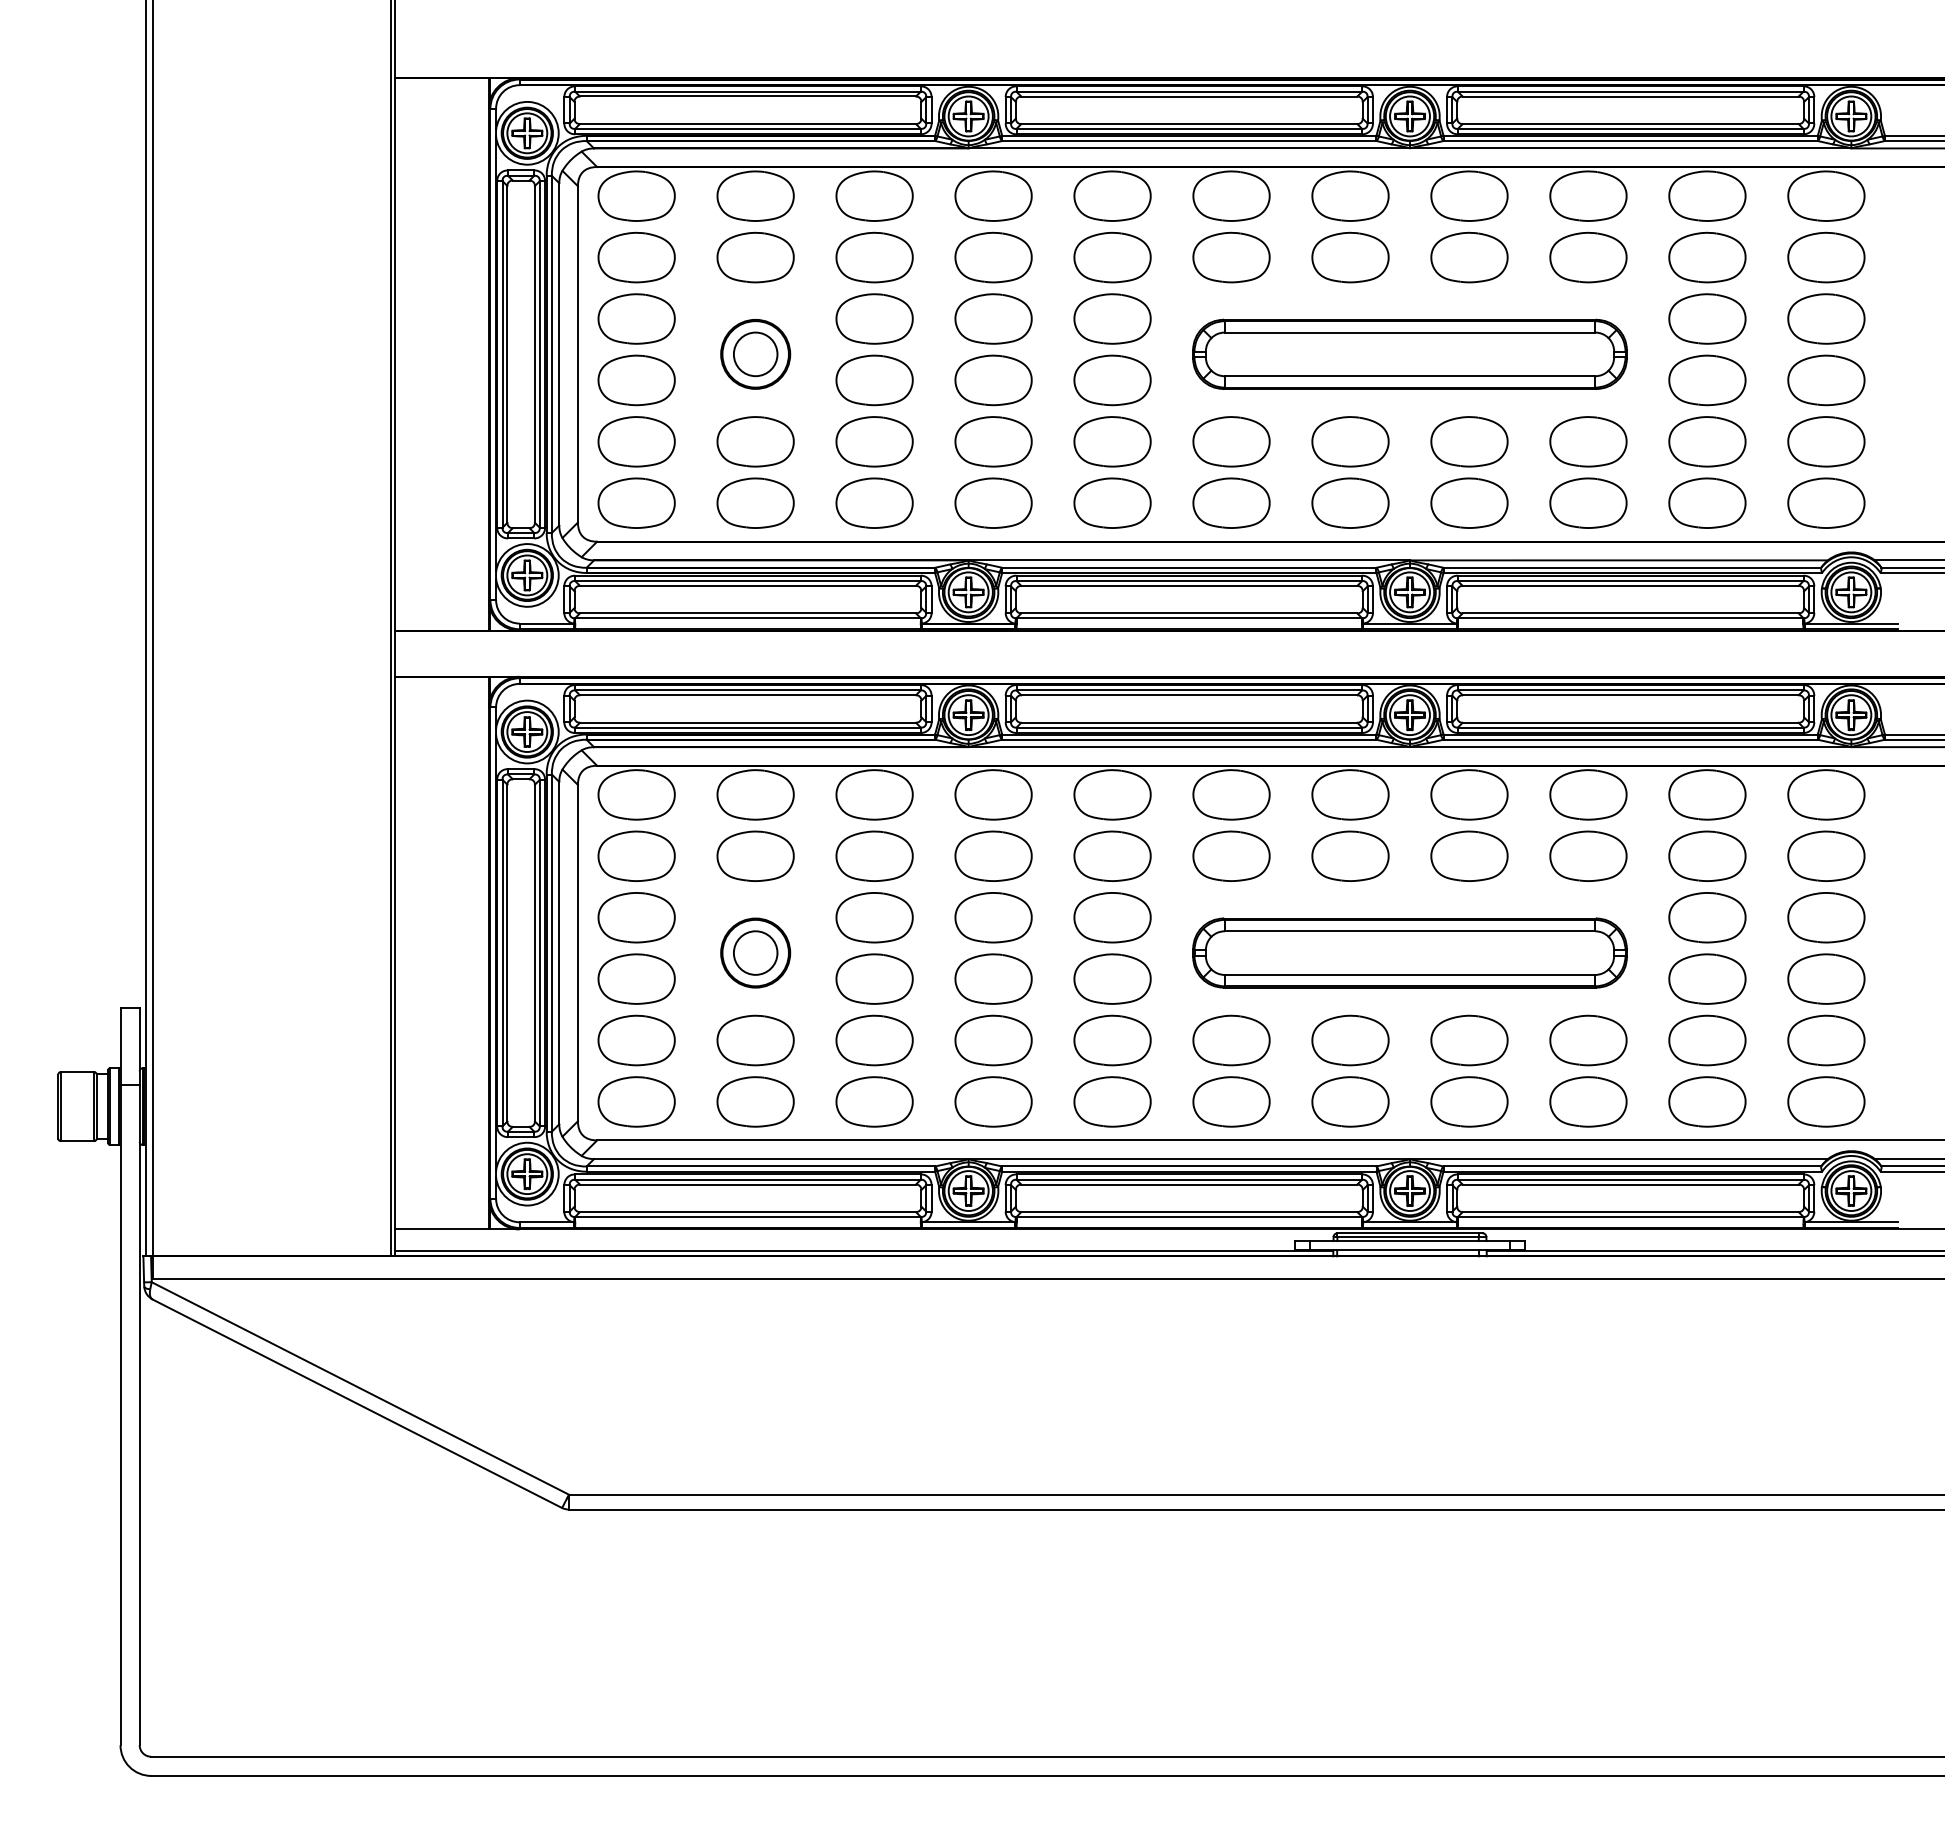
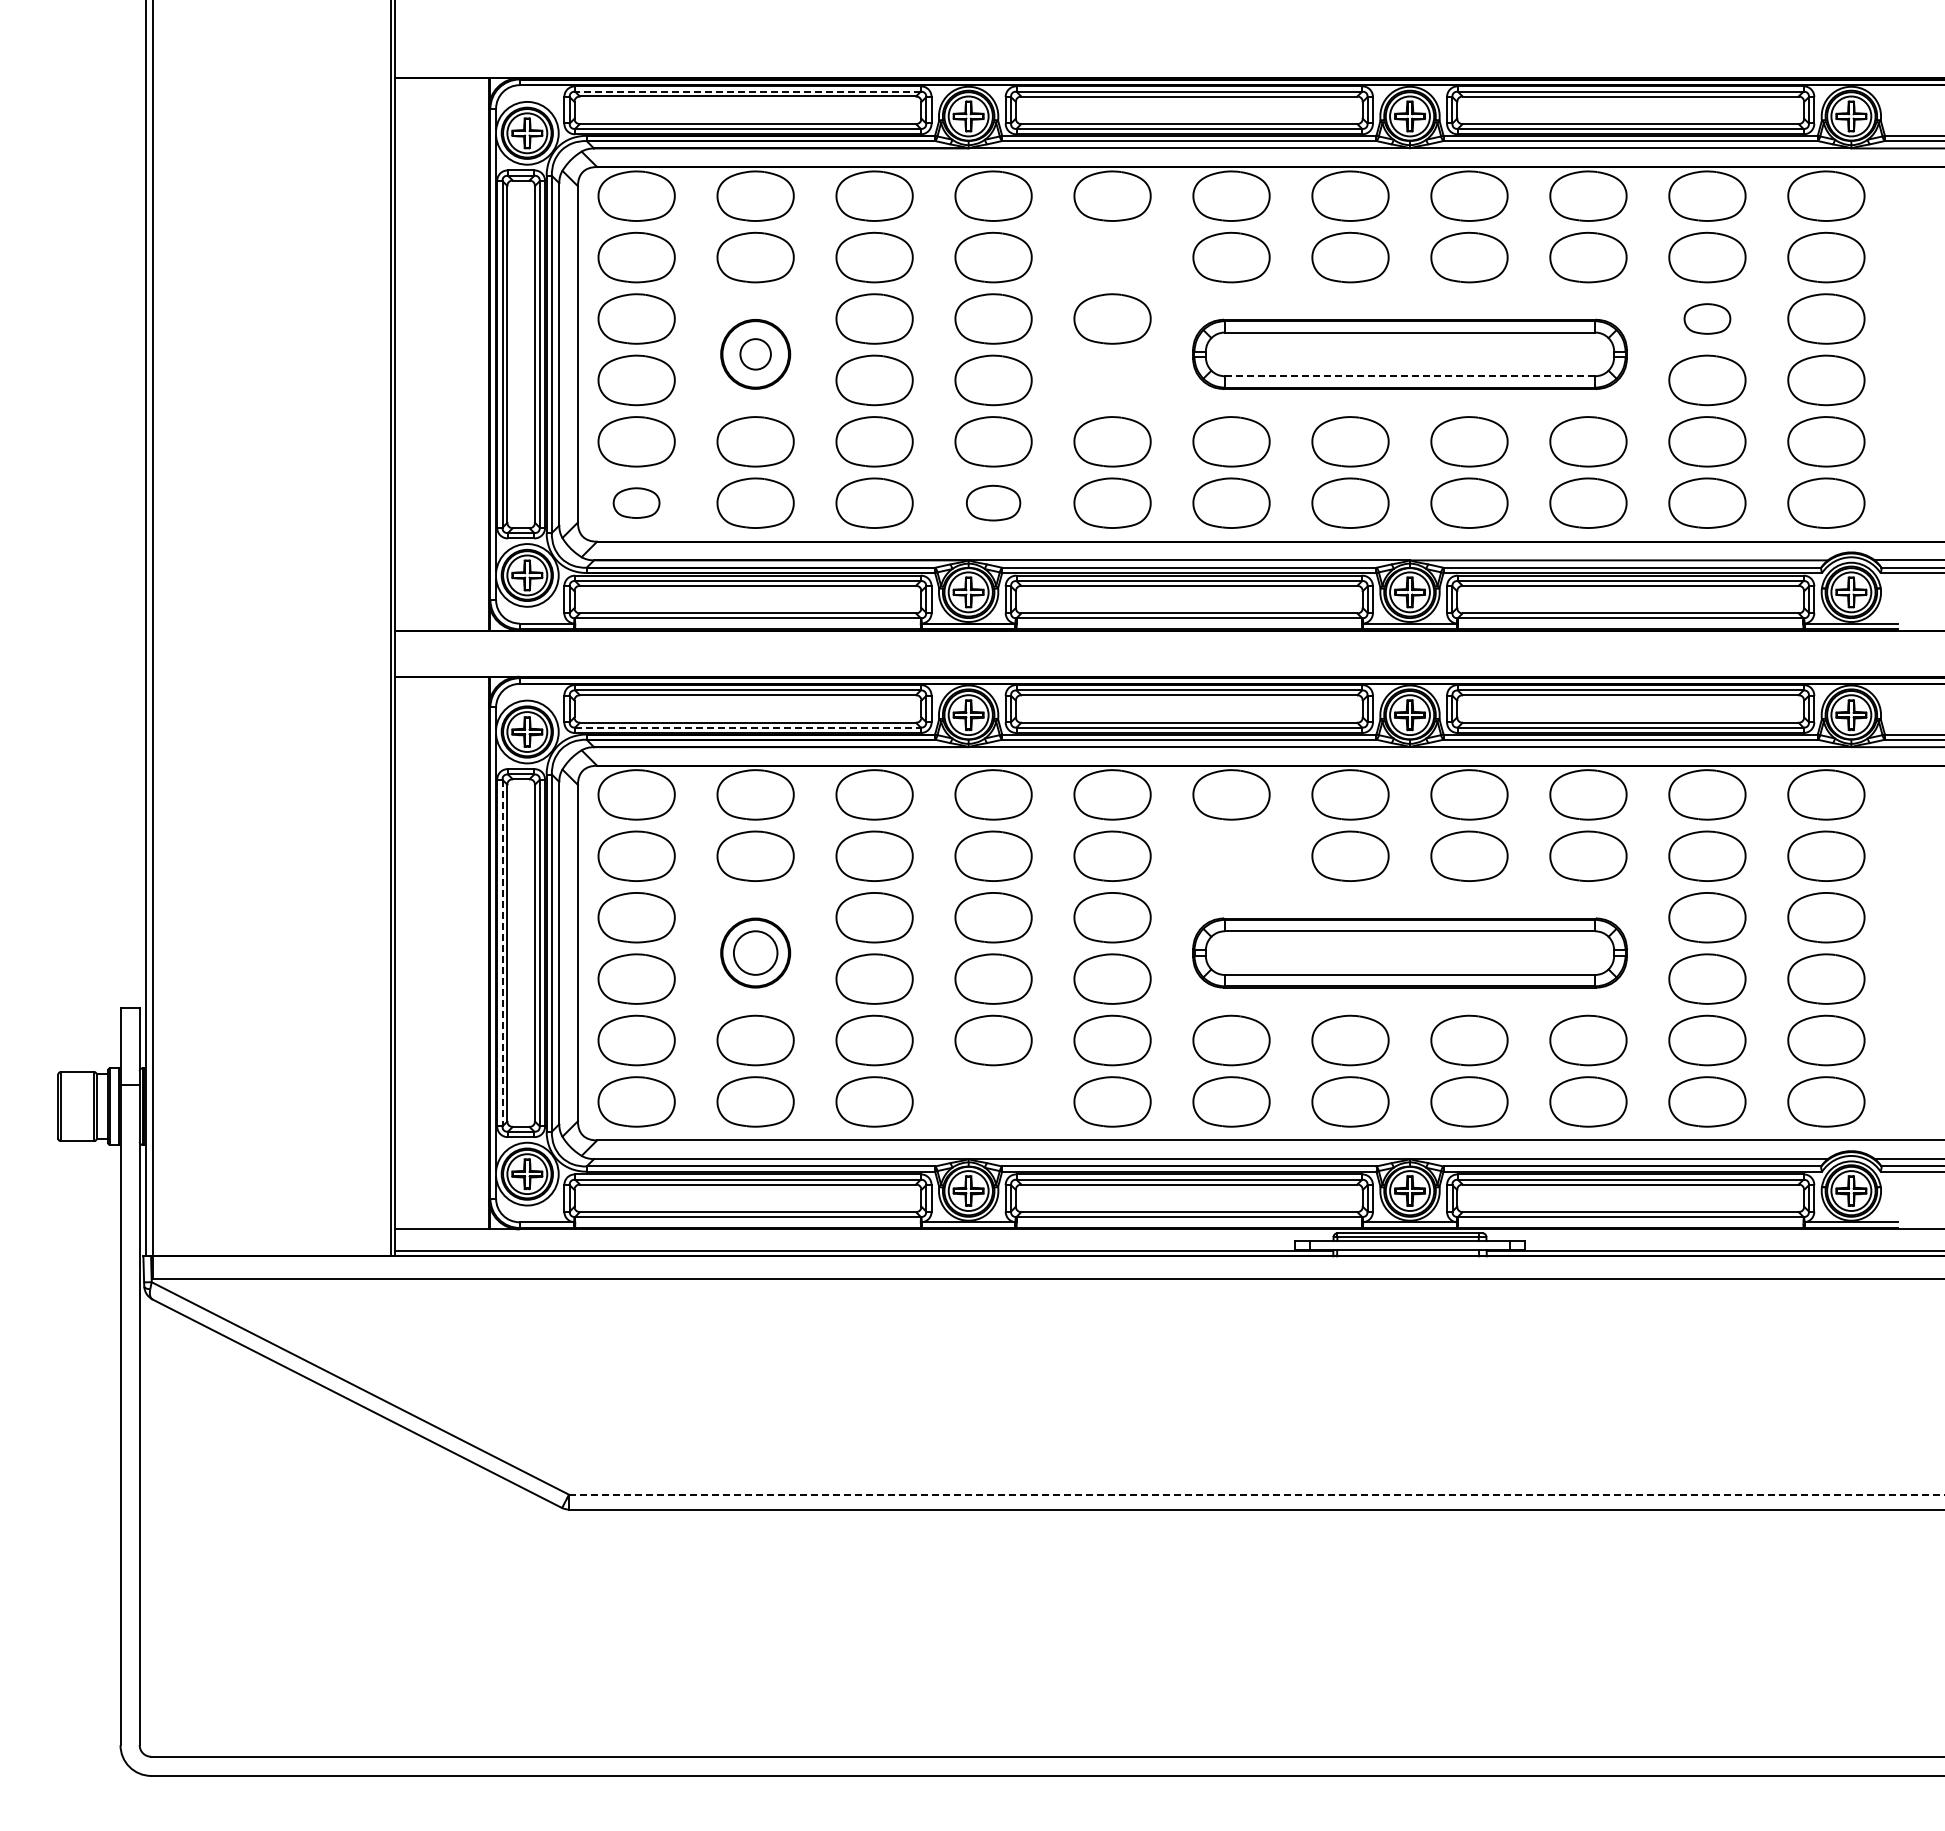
line: solid -> dashed (747, 91)
part: present -> none (1112, 257)
part size: 79x52 px -> 49x32 px (1707, 318)
circle diameter: 44 px -> 31 px (755, 354)
line: solid -> dashed (1410, 376)
part: present -> none (1112, 380)
part size: 79x52 px -> 49x32 px (636, 502)
part size: 79x52 px -> 57x38 px (993, 502)
line: solid -> dashed (747, 727)
part: present -> none (1231, 855)
line: solid -> dashed (502, 953)
part: present -> none (993, 1101)
line: solid -> dashed (1257, 1494)
